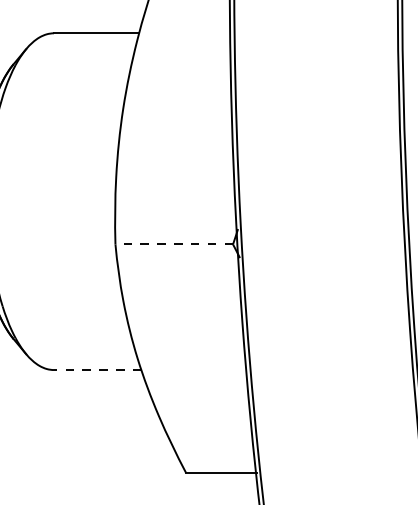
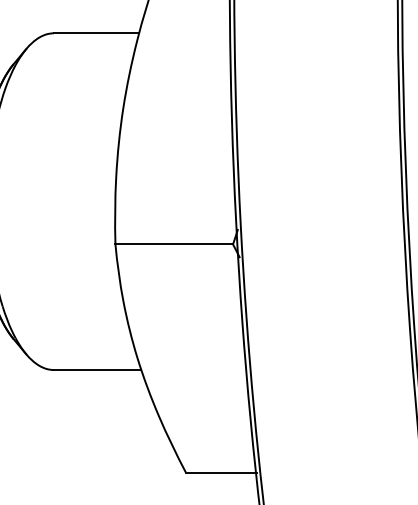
line: dashed -> solid (174, 244)
line: dashed -> solid (97, 370)
